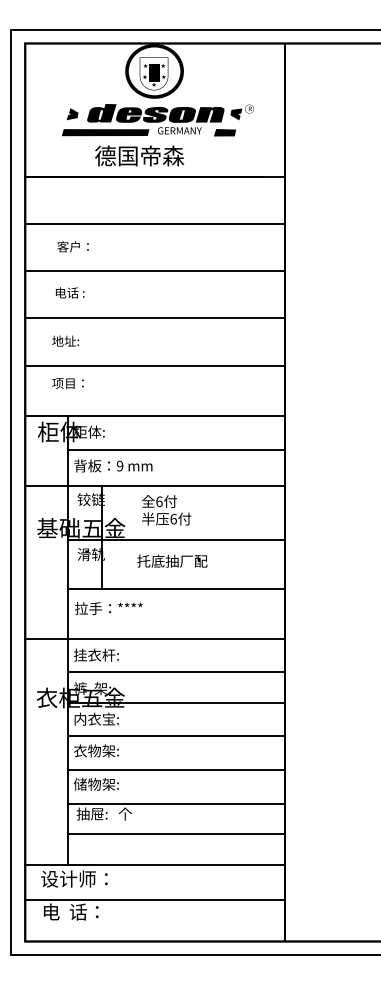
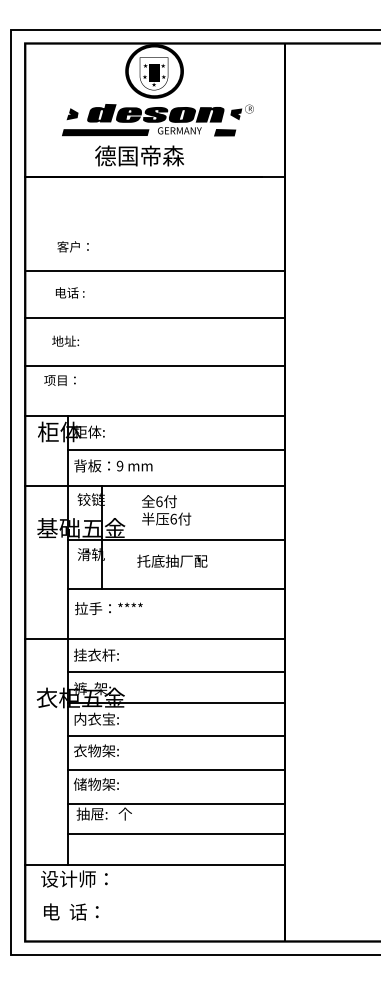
line: present -> none (154, 223)
text position: (67, 383) -> (59, 380) (59, 380)
line: present -> none (154, 900)
